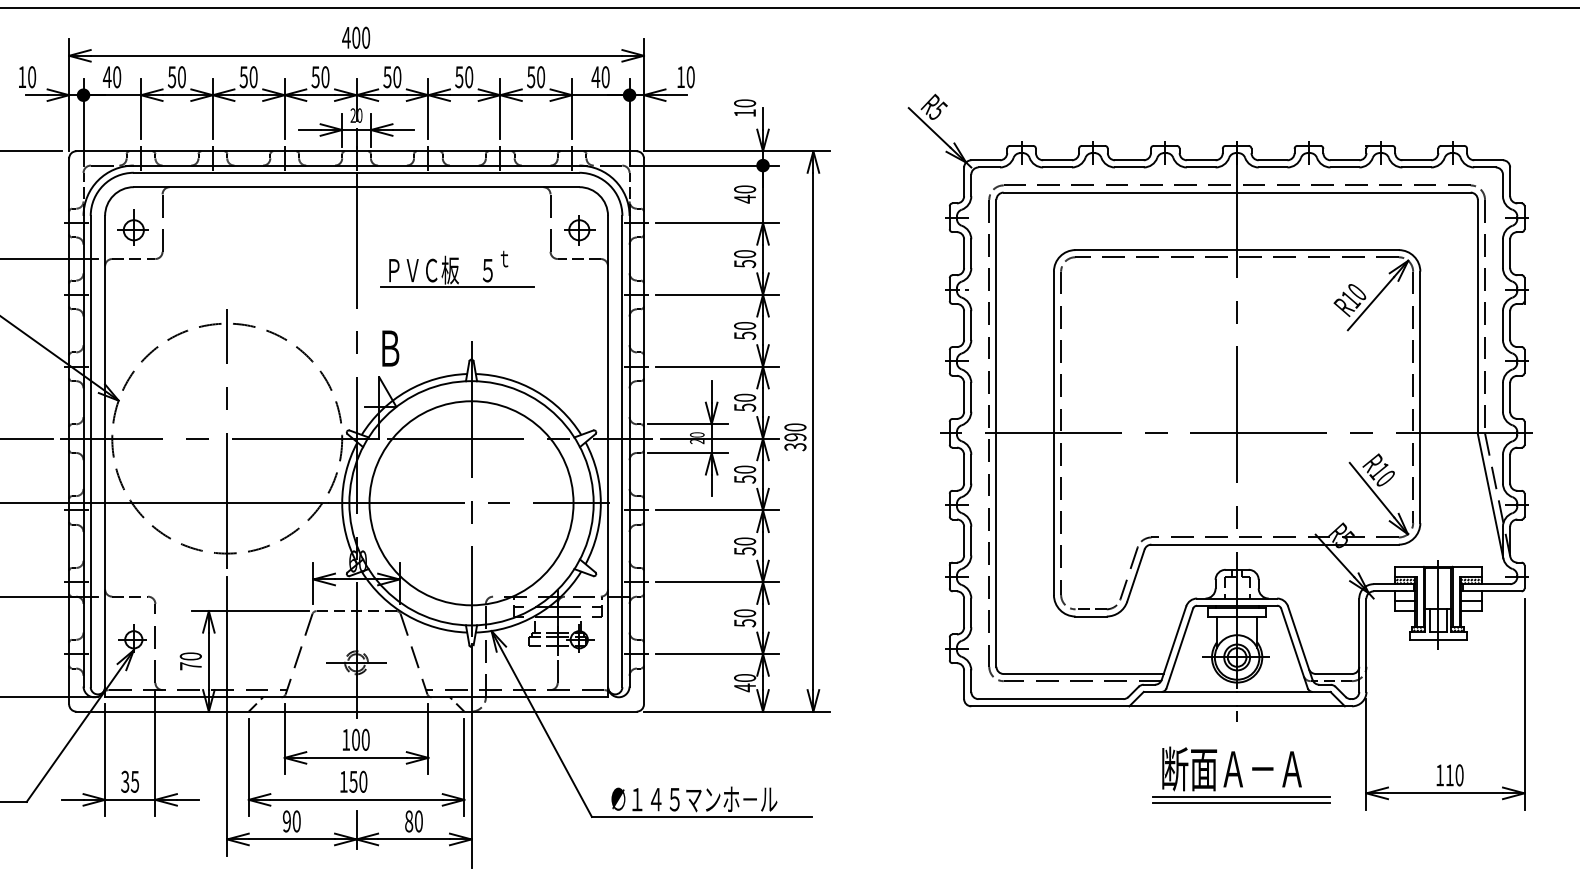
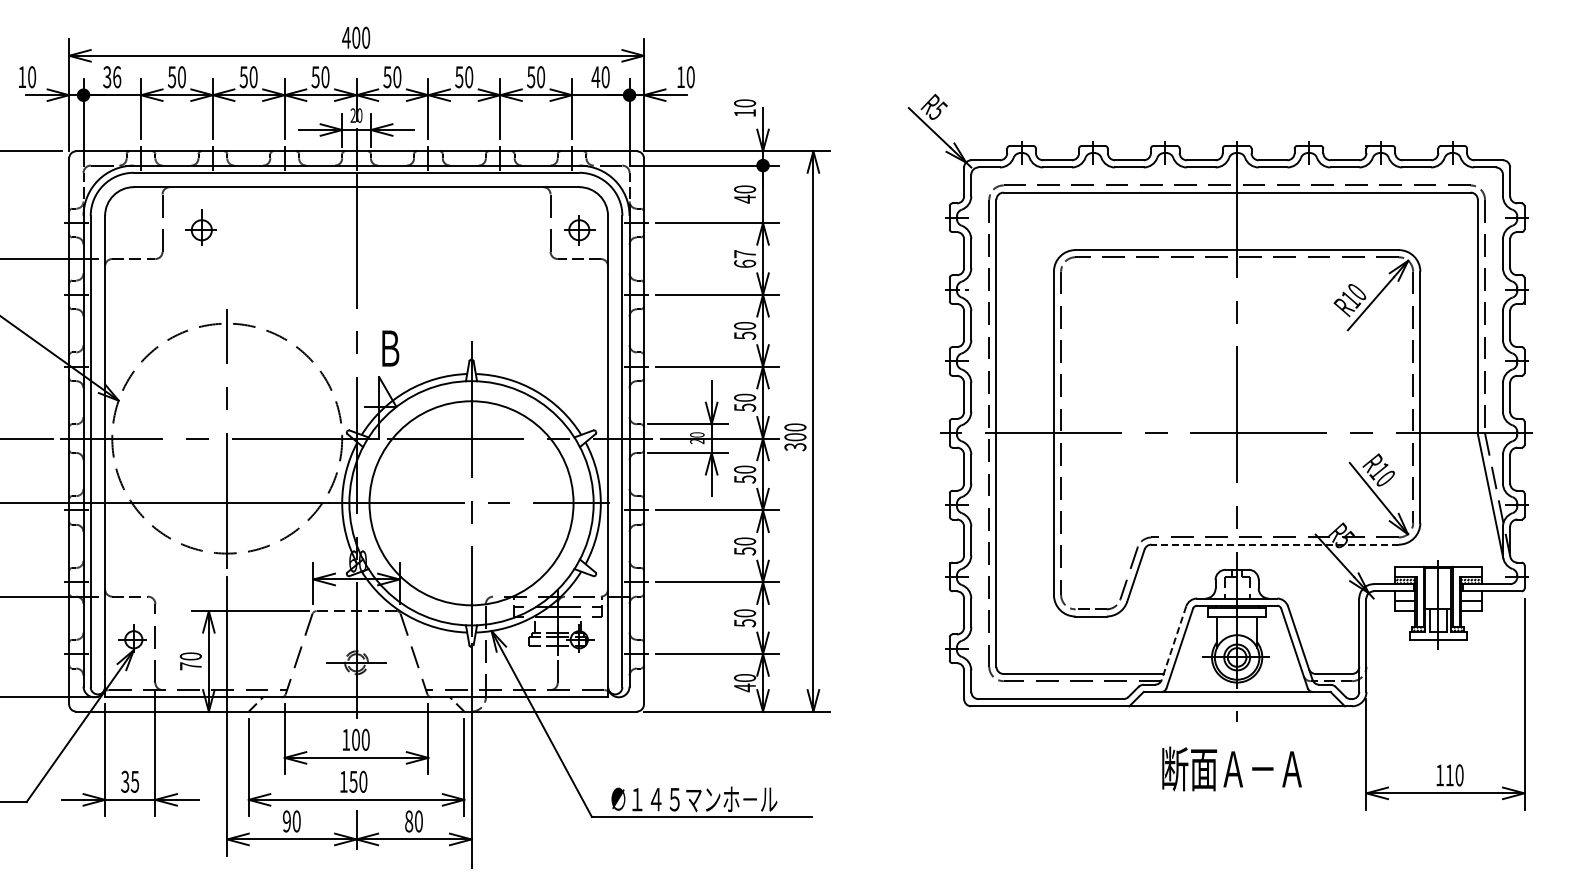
line: present -> none (789, 7)
text: 40 -> 36 (111, 77)
part position: (132, 227) -> (200, 227) (200, 227)
text: 50 -> 67 (745, 259)
part: present -> none (457, 268)
text: 390 -> 300 (795, 437)
line: solid -> dashed (1275, 544)
line: solid -> dashed (1174, 643)
line: present -> none (1240, 797)
line: present -> none (1240, 803)
